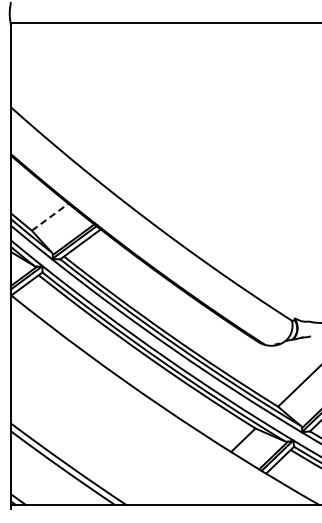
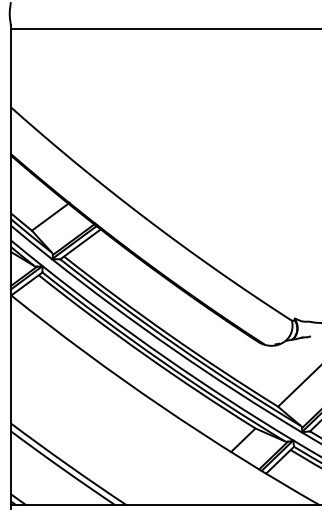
line position: (164, 23) -> (164, 29) (164, 29)
line: dashed -> solid (50, 216)
